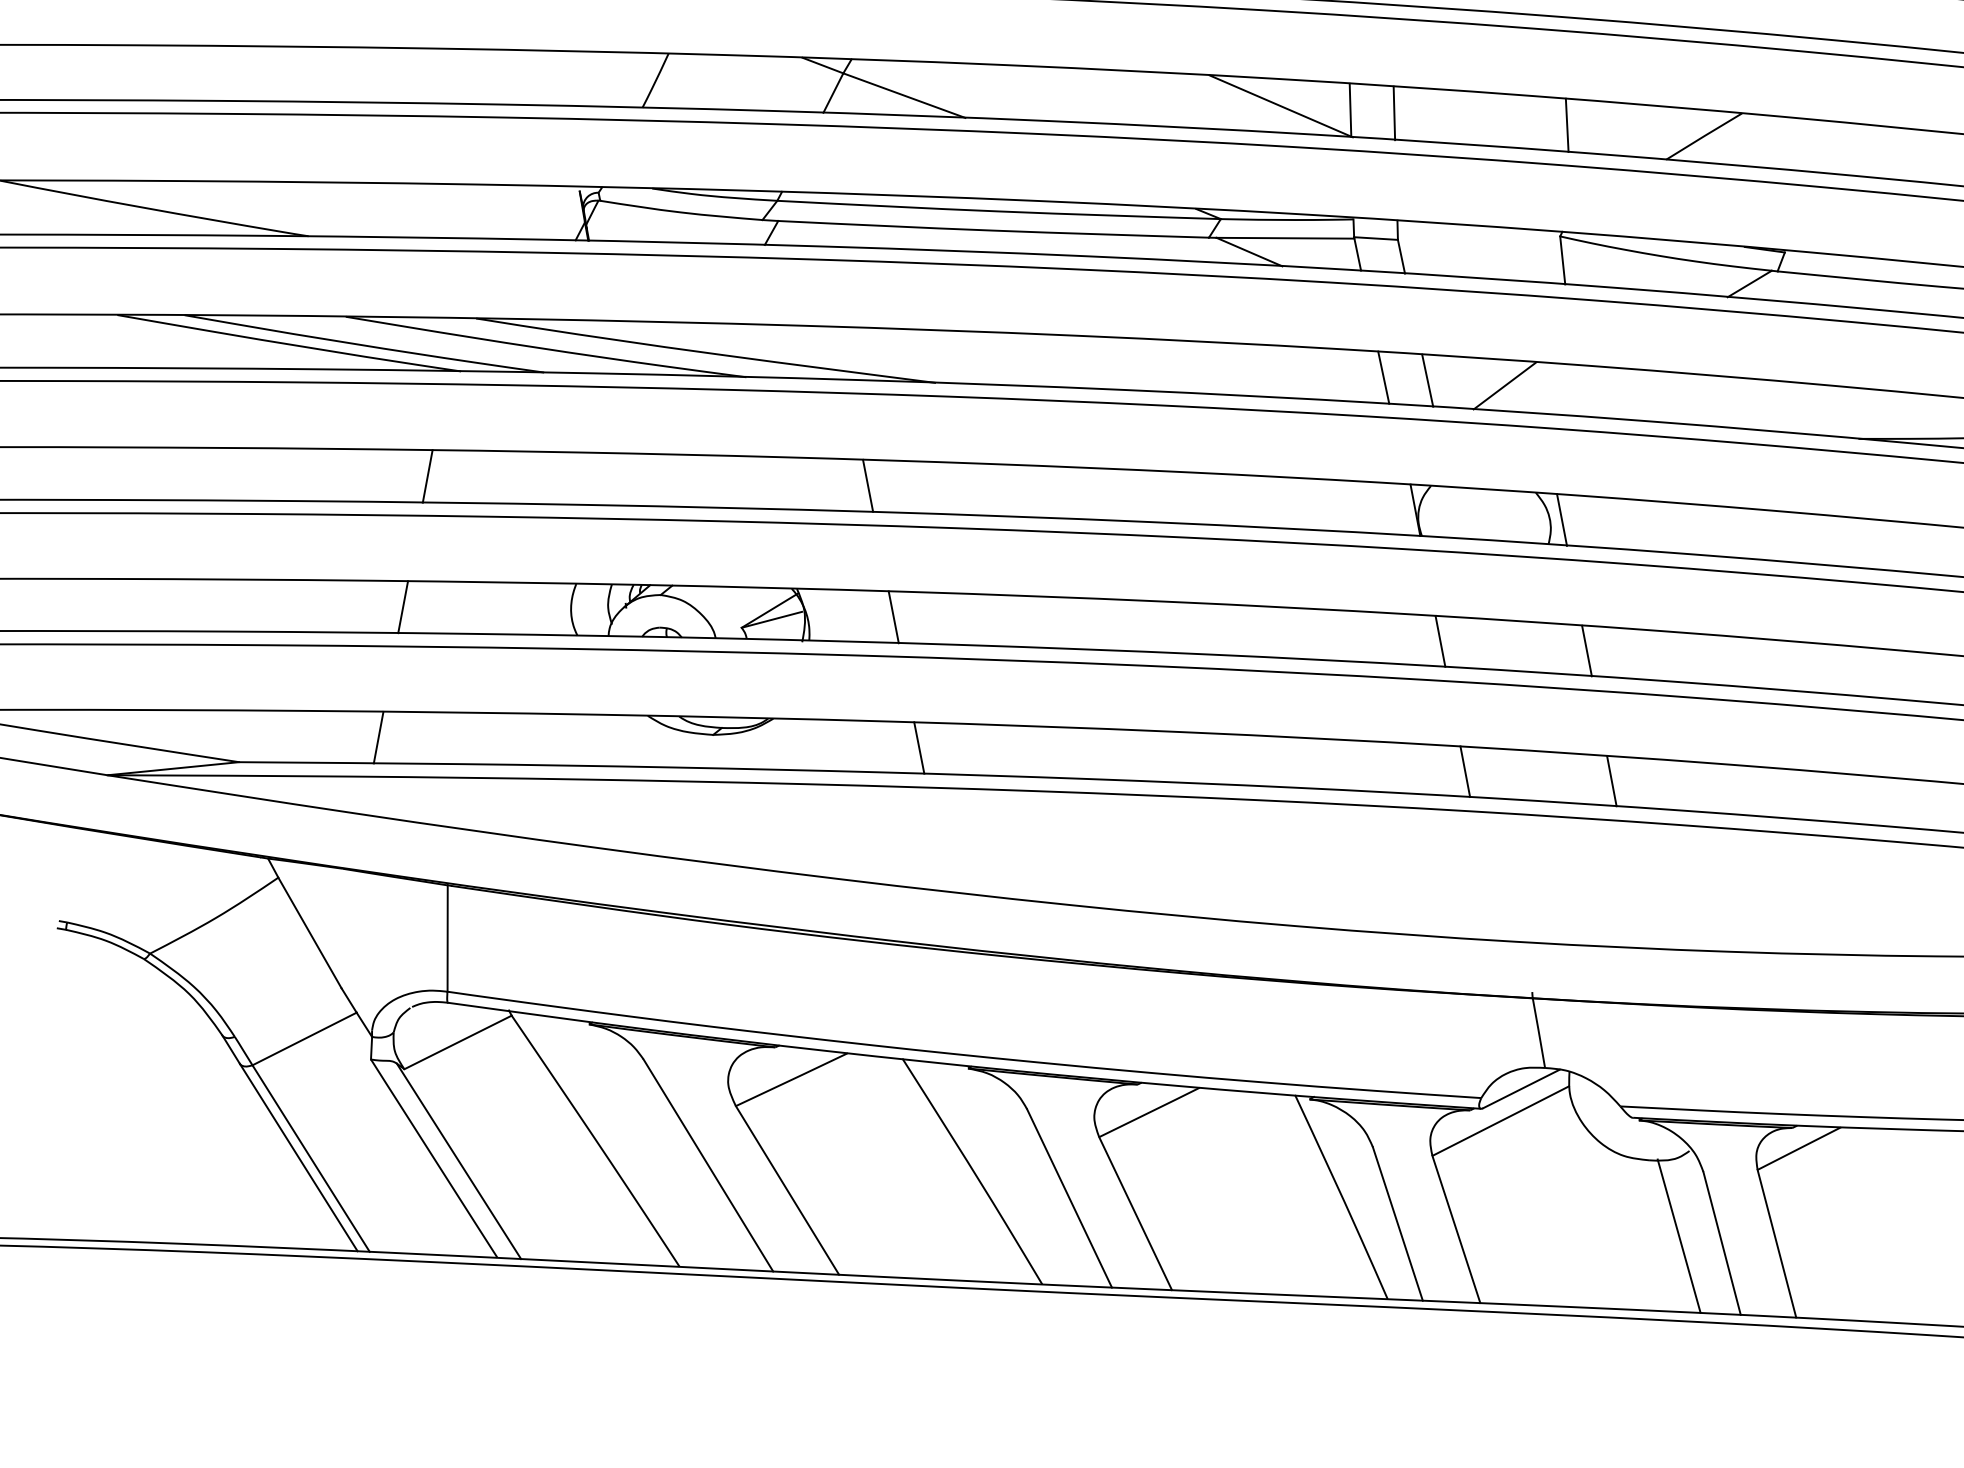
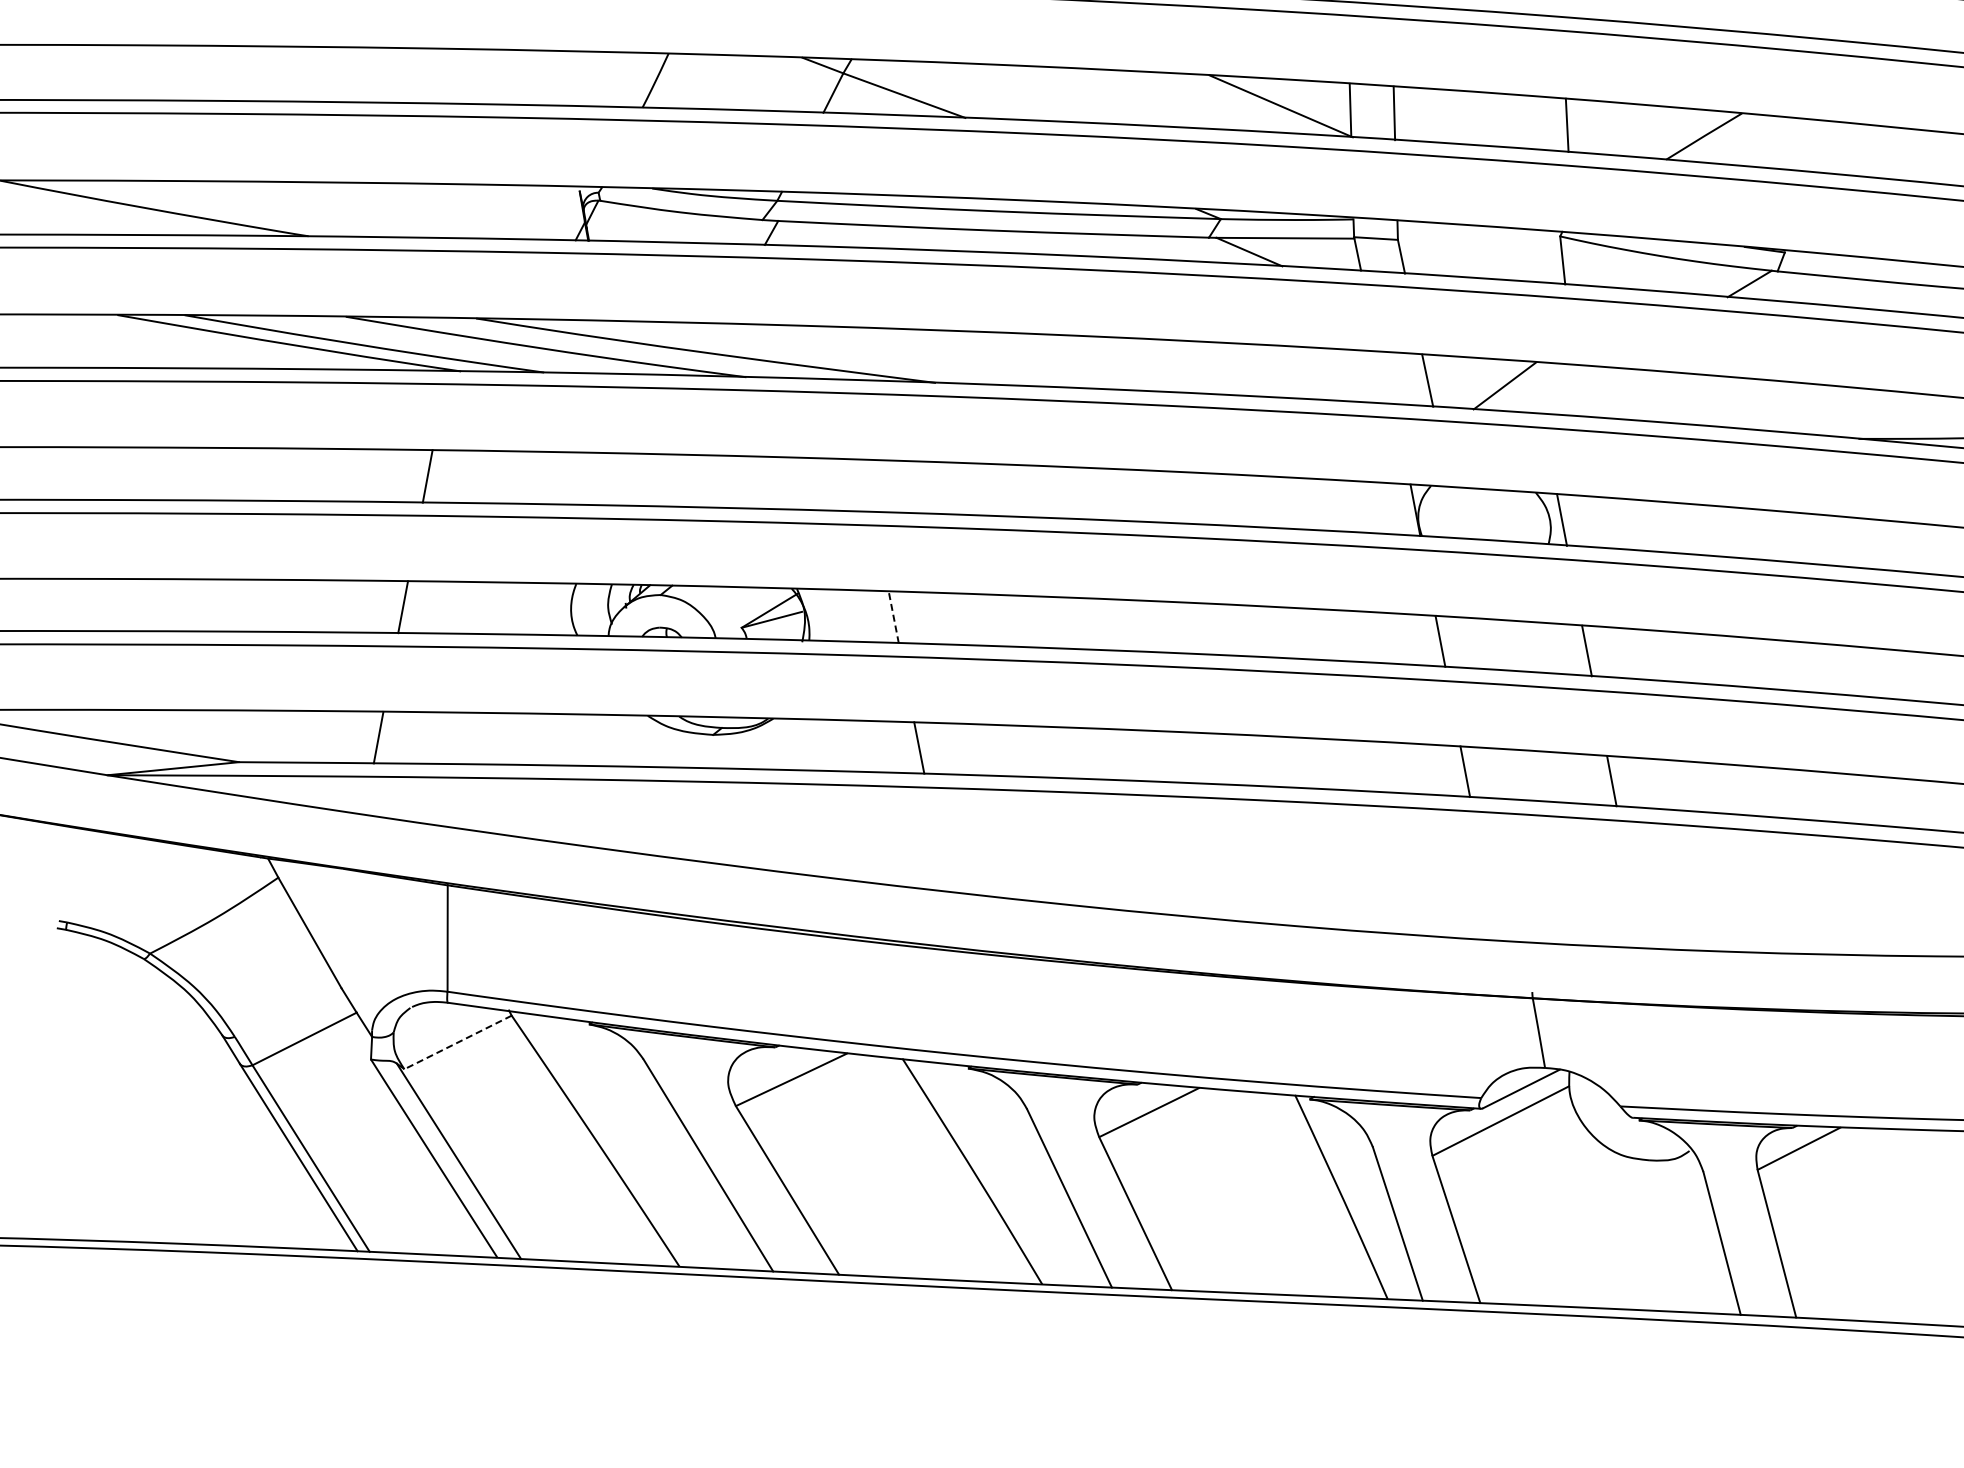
line: present -> none (1383, 377)
line: present -> none (868, 485)
line: solid -> dashed (893, 616)
line: solid -> dashed (458, 1042)
line: present -> none (1678, 1235)
